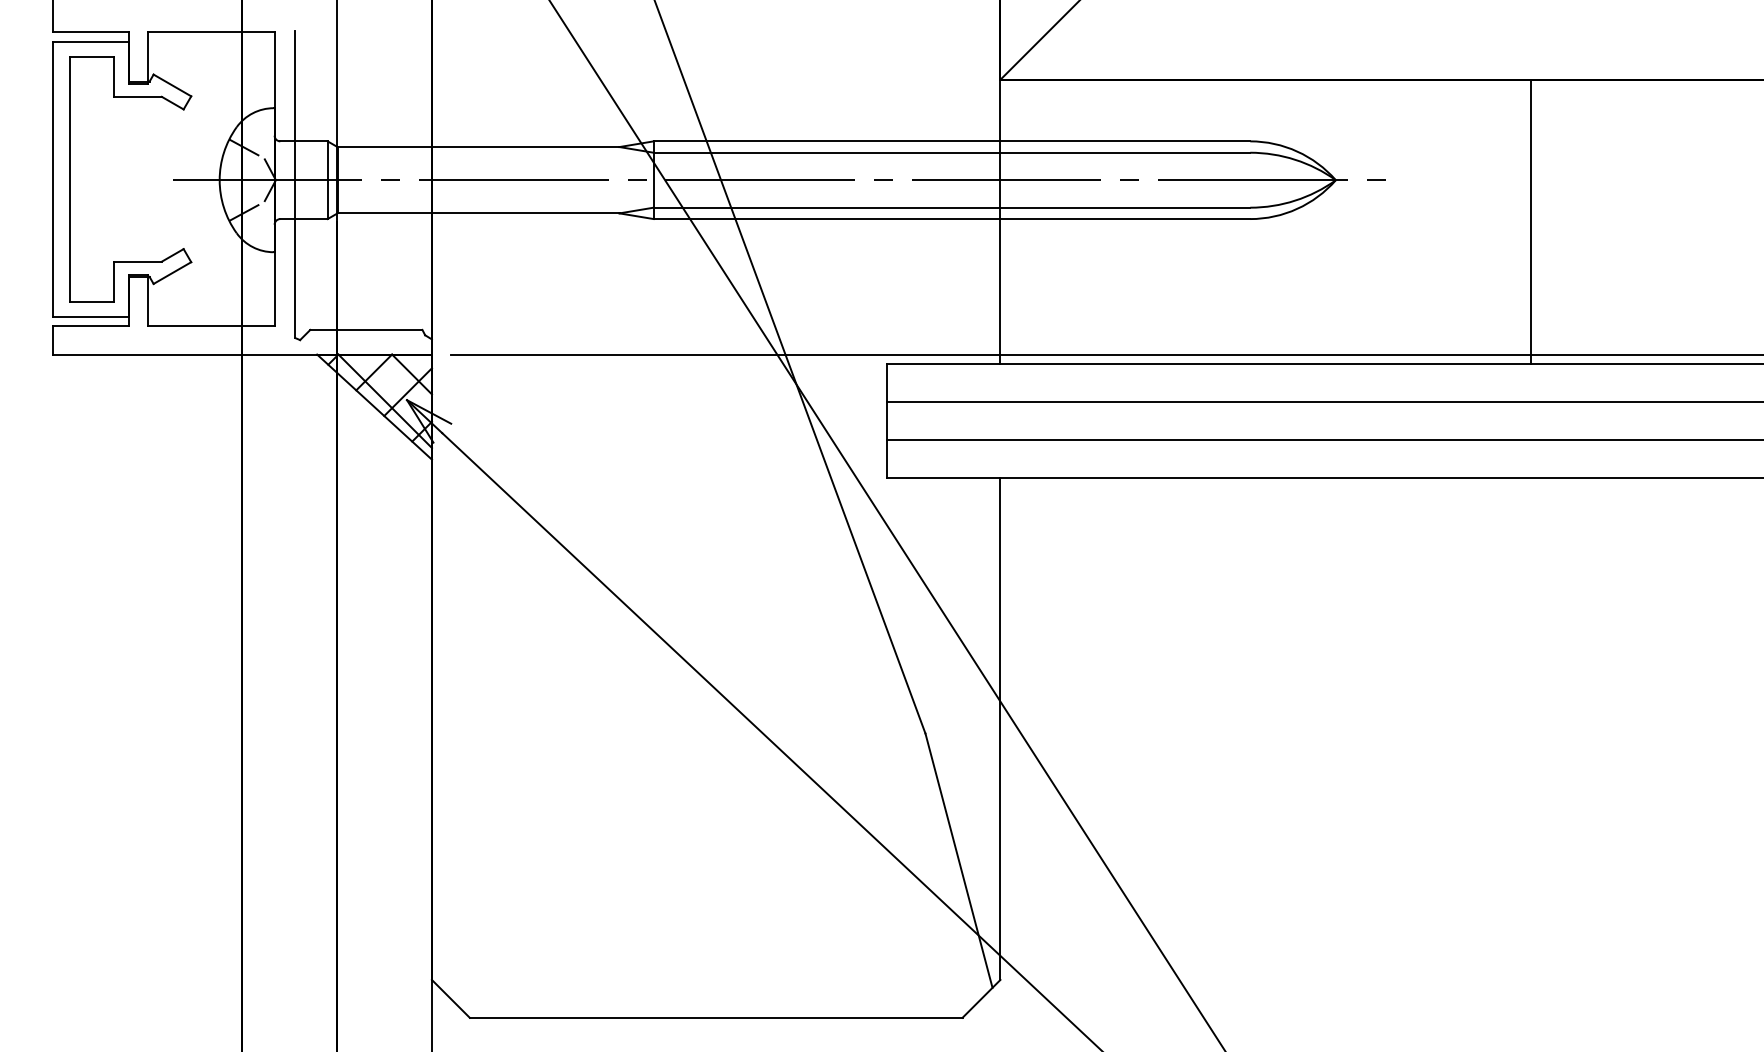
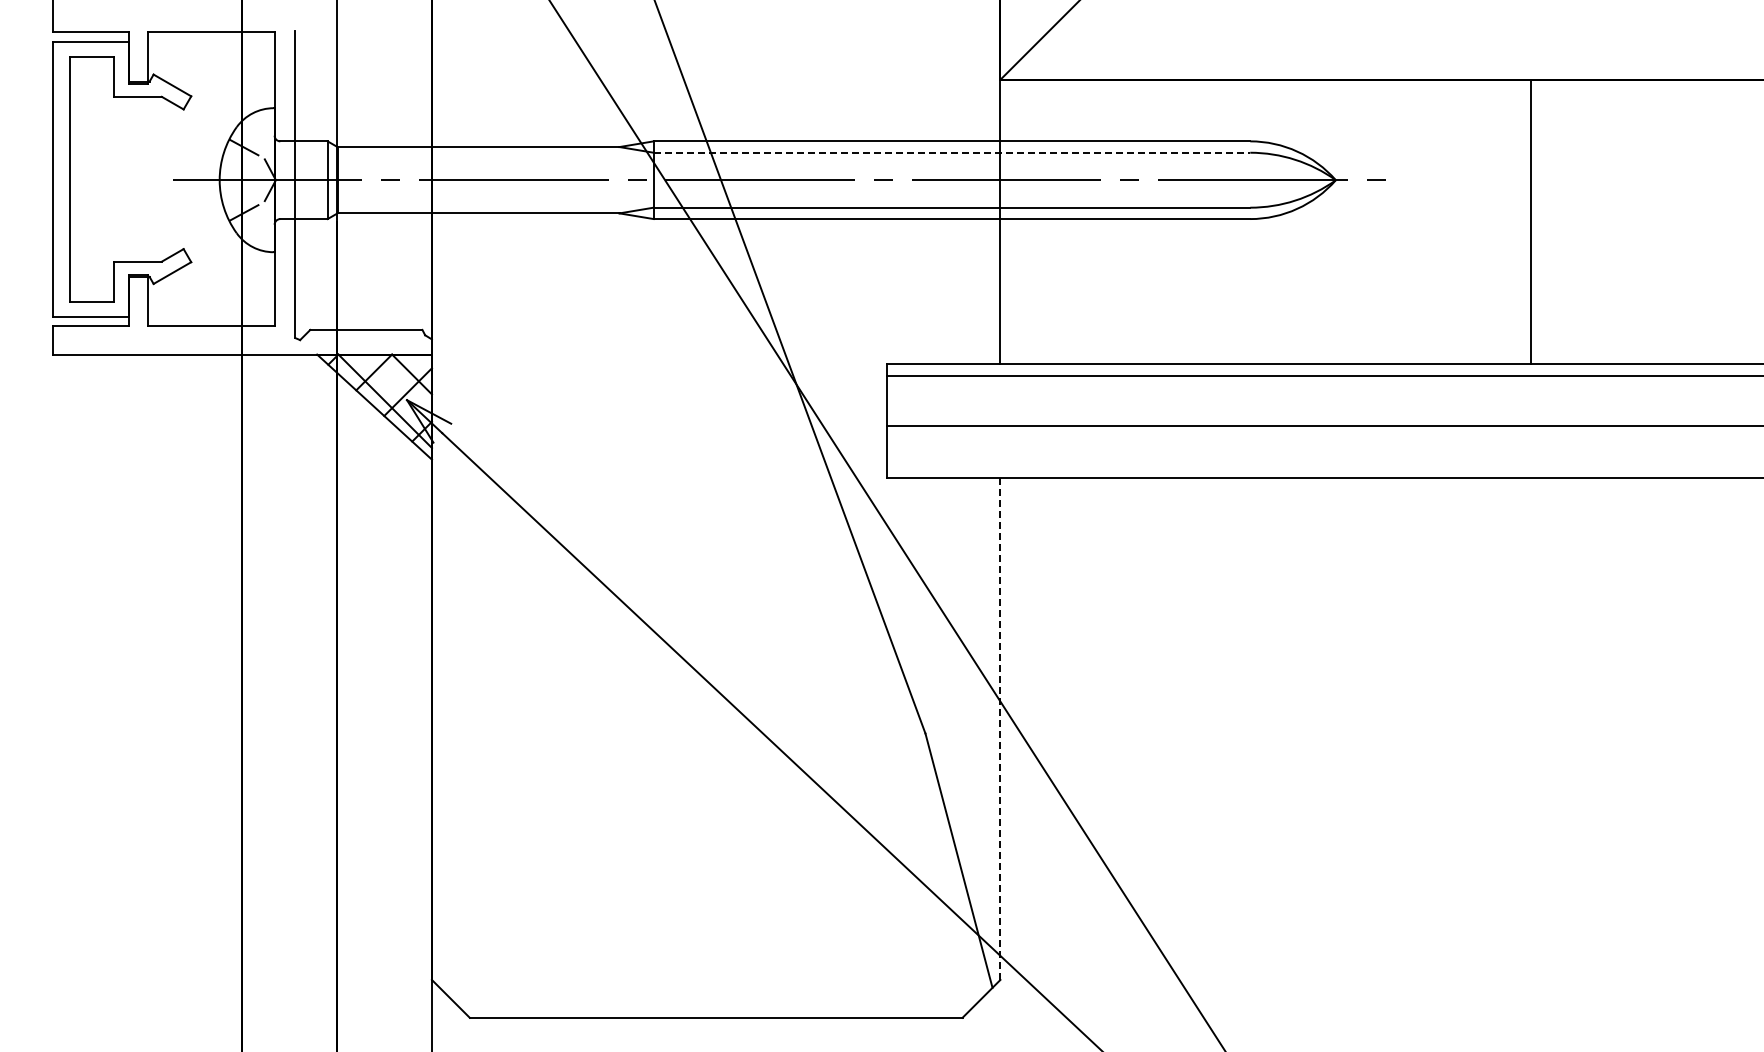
line: solid -> dashed (952, 152)
line: present -> none (1105, 354)
line position: (1323, 401) -> (1323, 375) (1323, 375)
line position: (1323, 439) -> (1323, 425) (1323, 425)
line: solid -> dashed (1000, 728)
